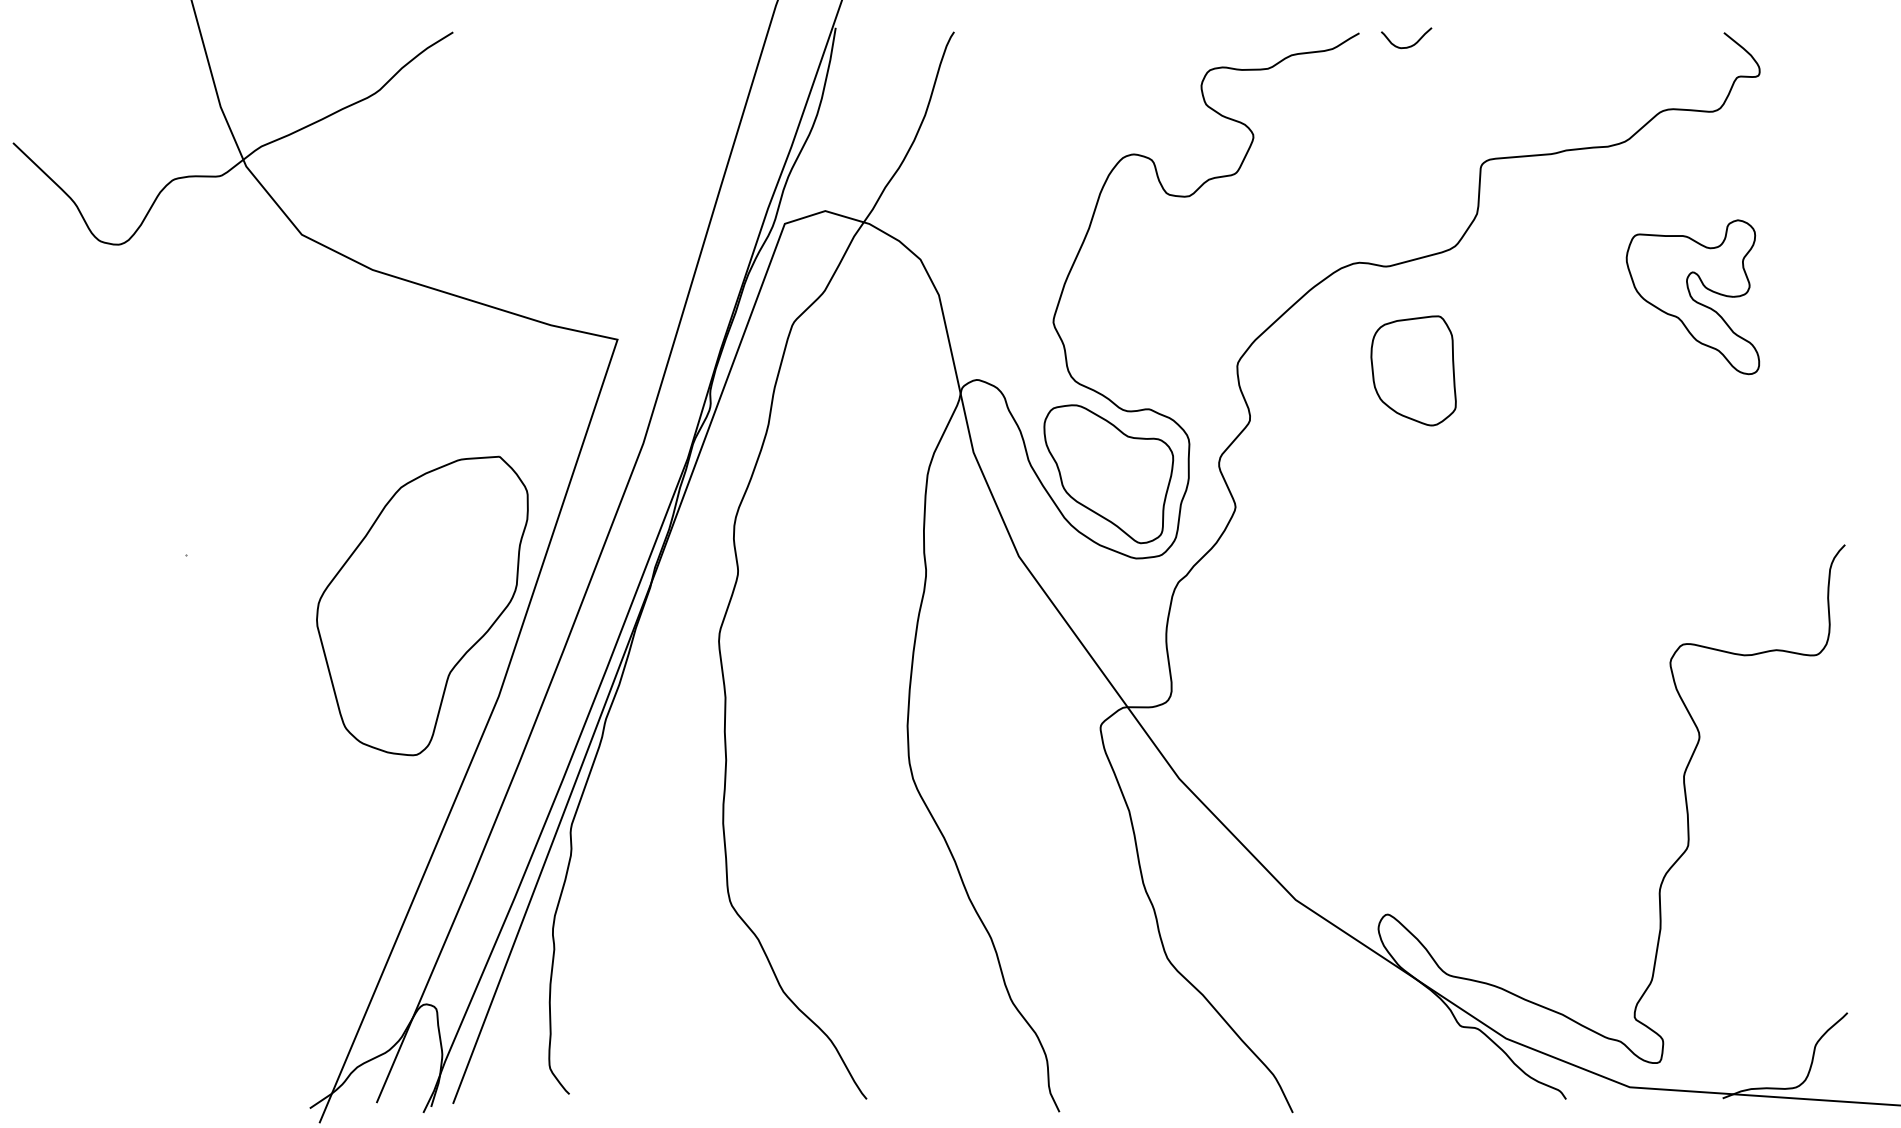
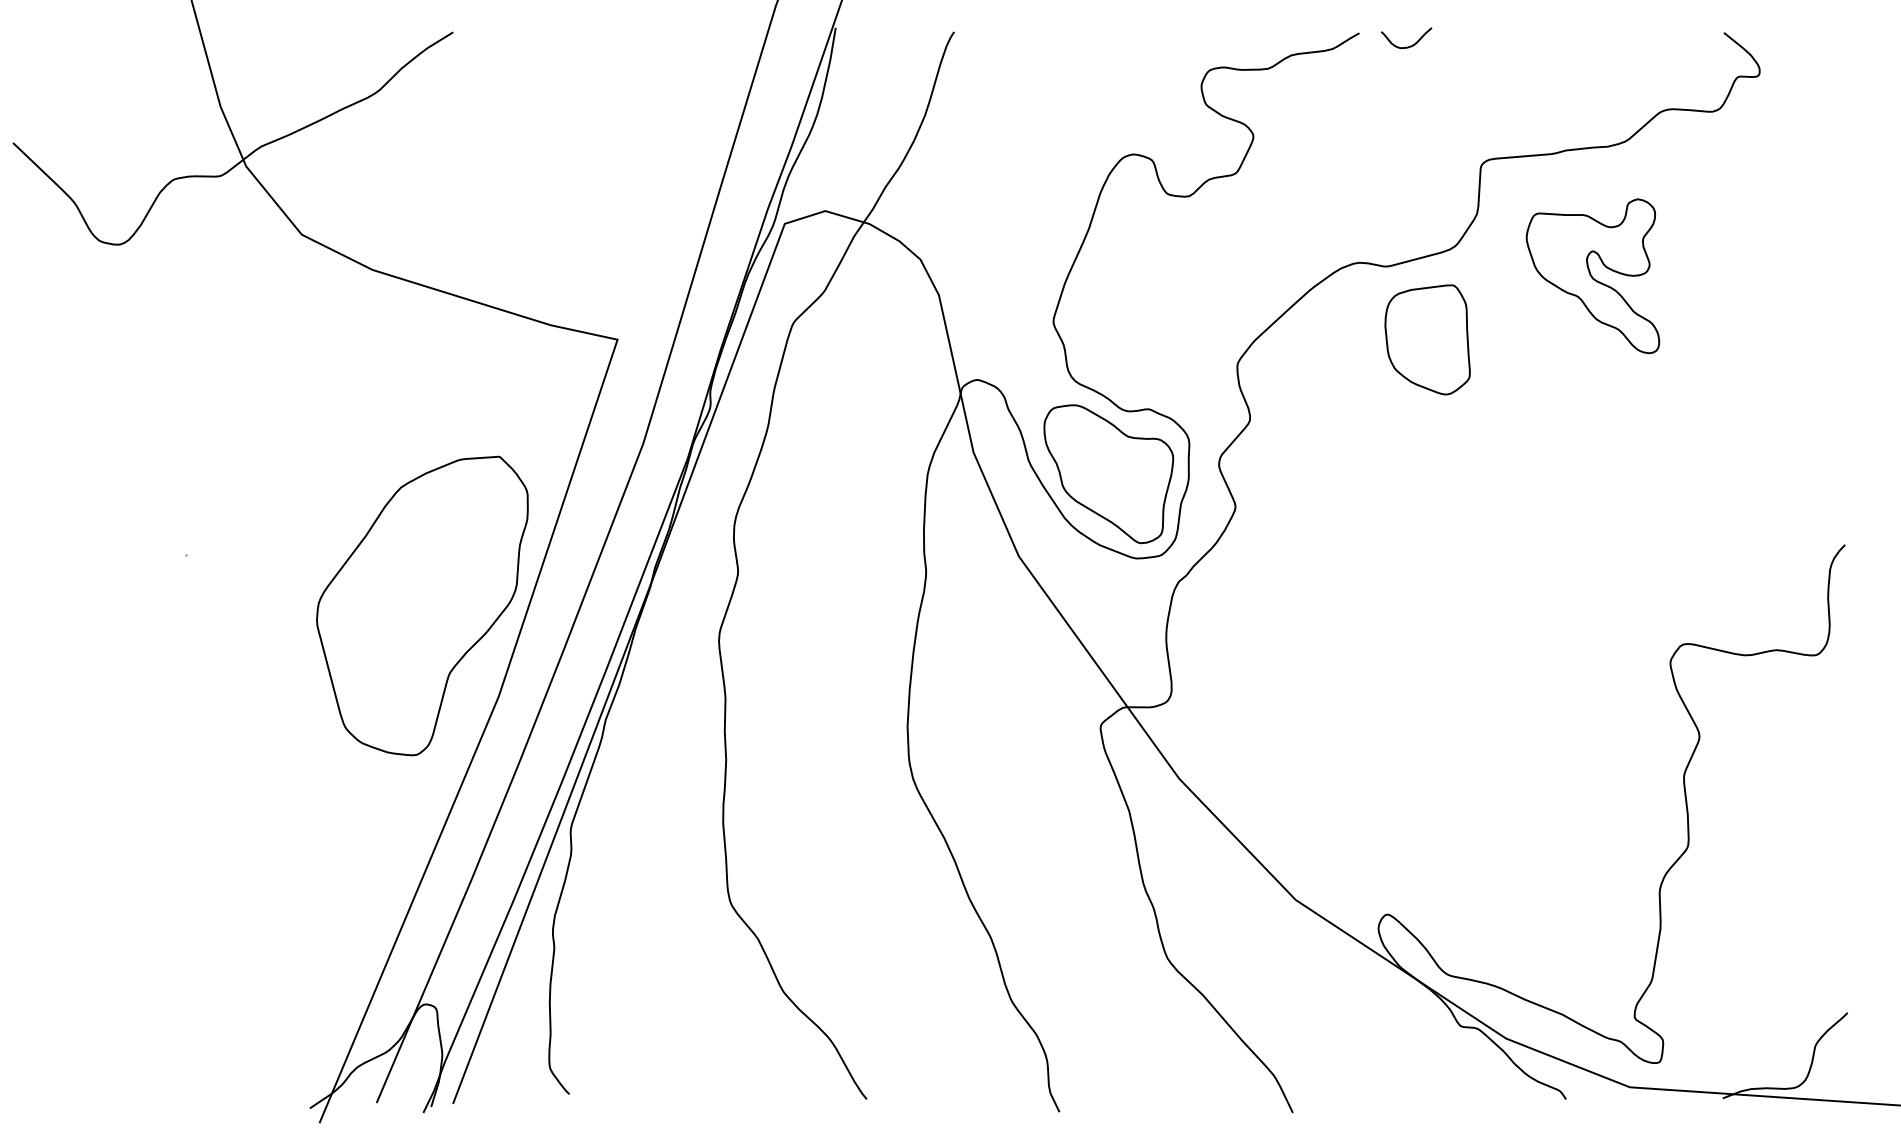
part position: (1692, 297) -> (1592, 276) (1592, 276)
part position: (1413, 370) -> (1427, 339) (1427, 339)
